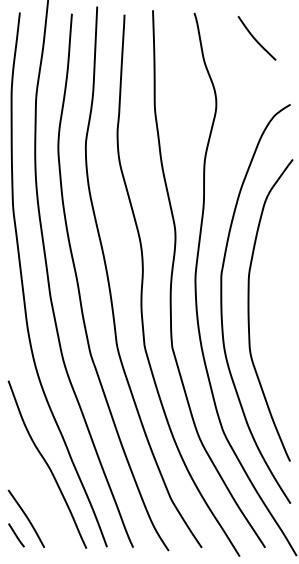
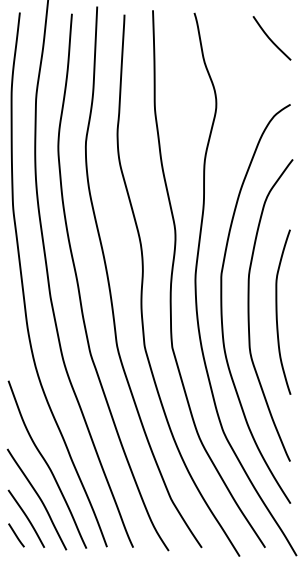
curve position: (255, 38) -> (270, 38) (270, 38)
curve: none -> present (277, 311)
curve: none -> present (38, 497)
